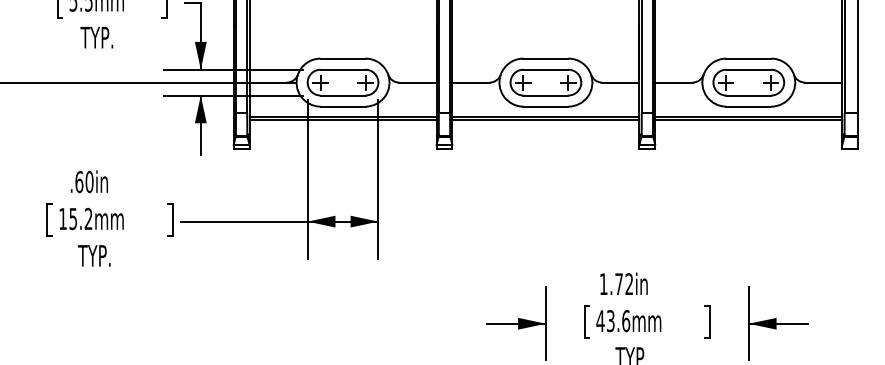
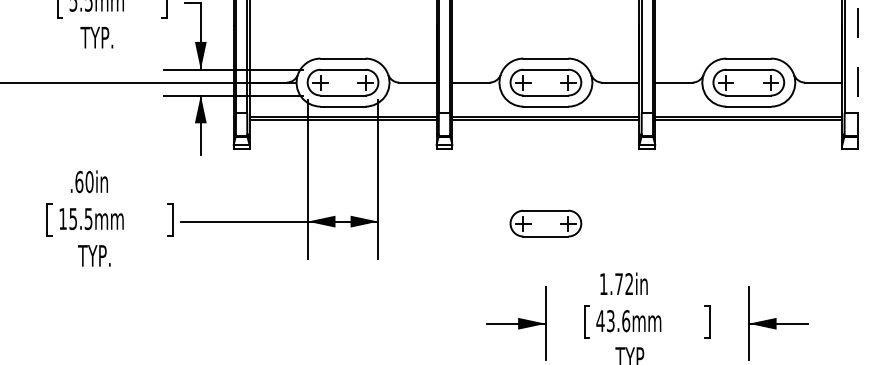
line: solid -> dashed (858, 56)
text: 15.2mm -> 15.5mm (88, 218)
part: none -> present (545, 223)
